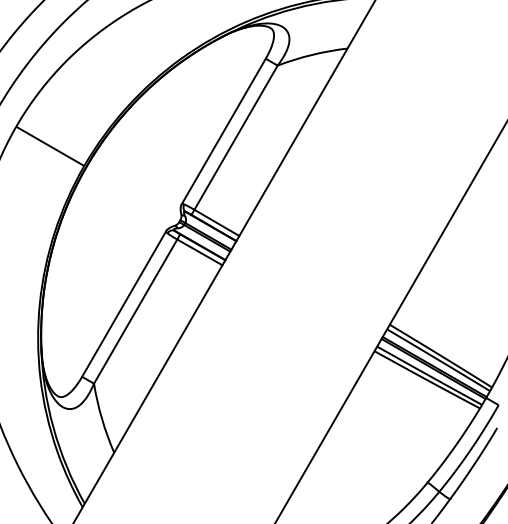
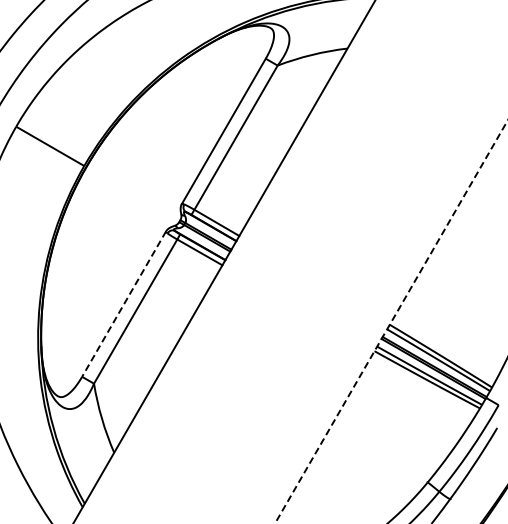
line: solid -> dashed (123, 304)
line: solid -> dashed (391, 321)
